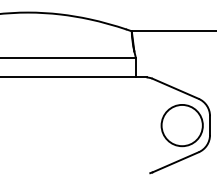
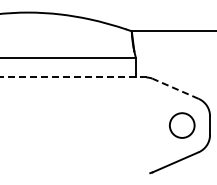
line: solid -> dashed (73, 77)
line: solid -> dashed (175, 88)
circle diameter: 41 px -> 25 px (181, 125)
